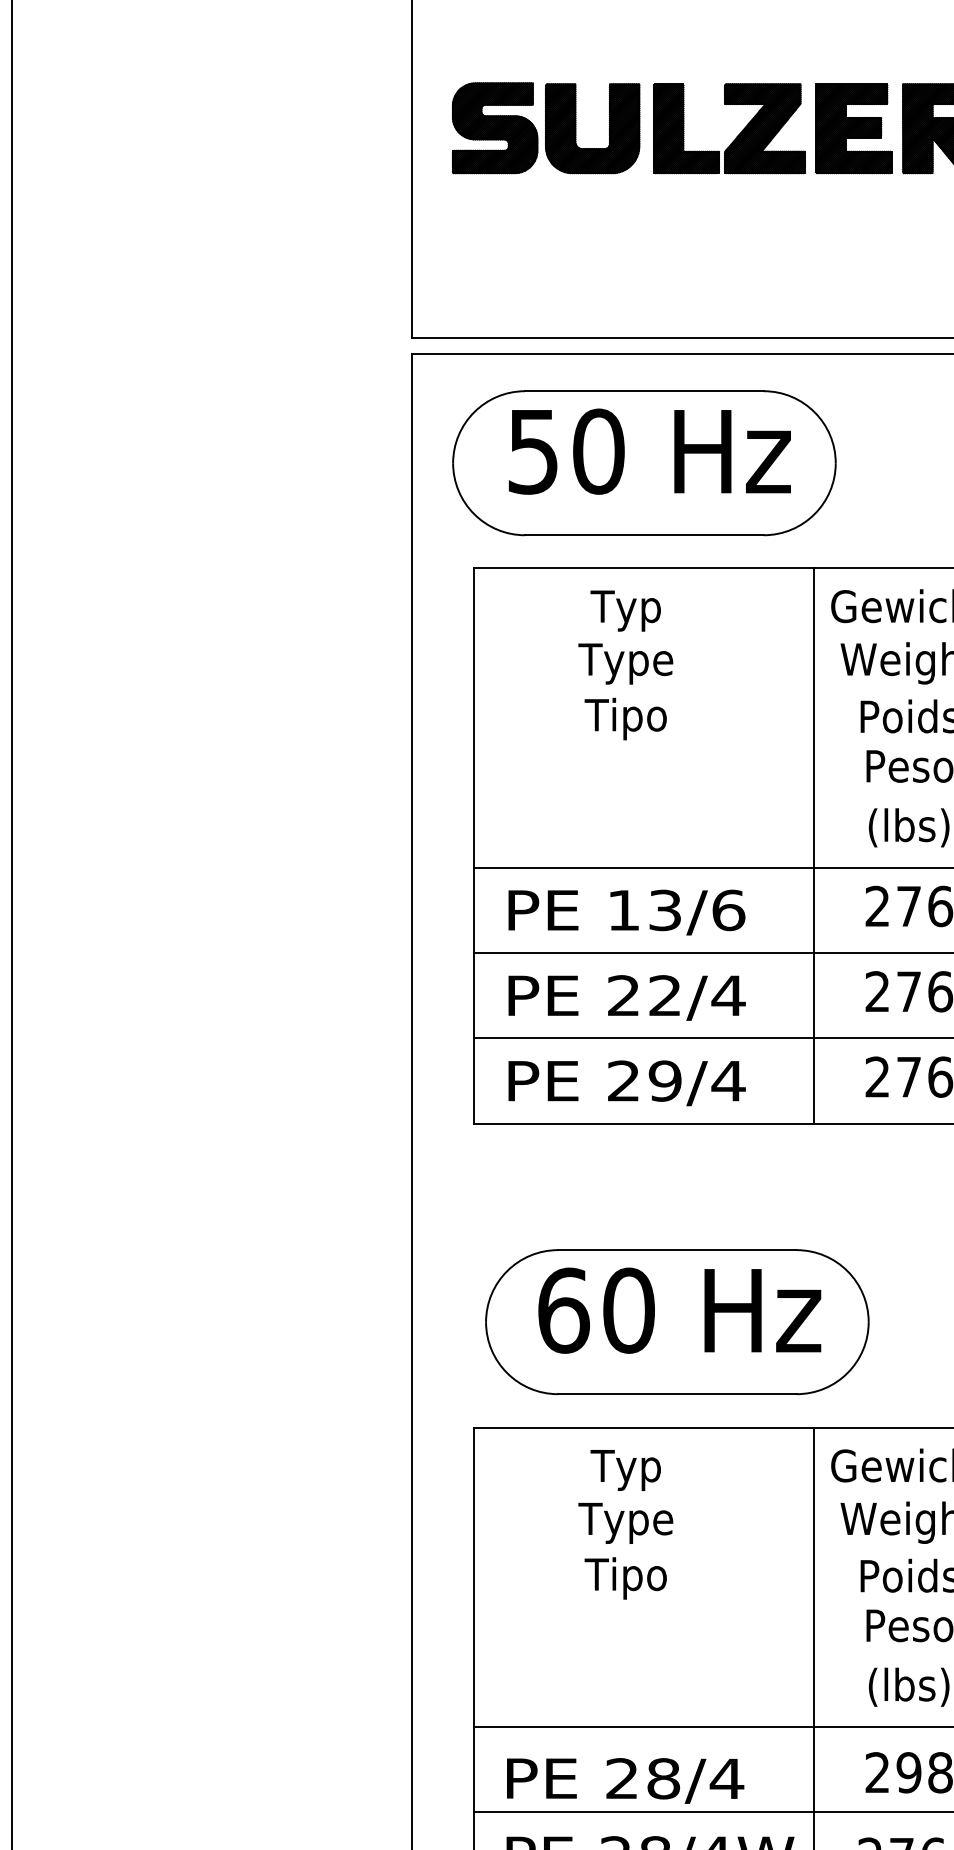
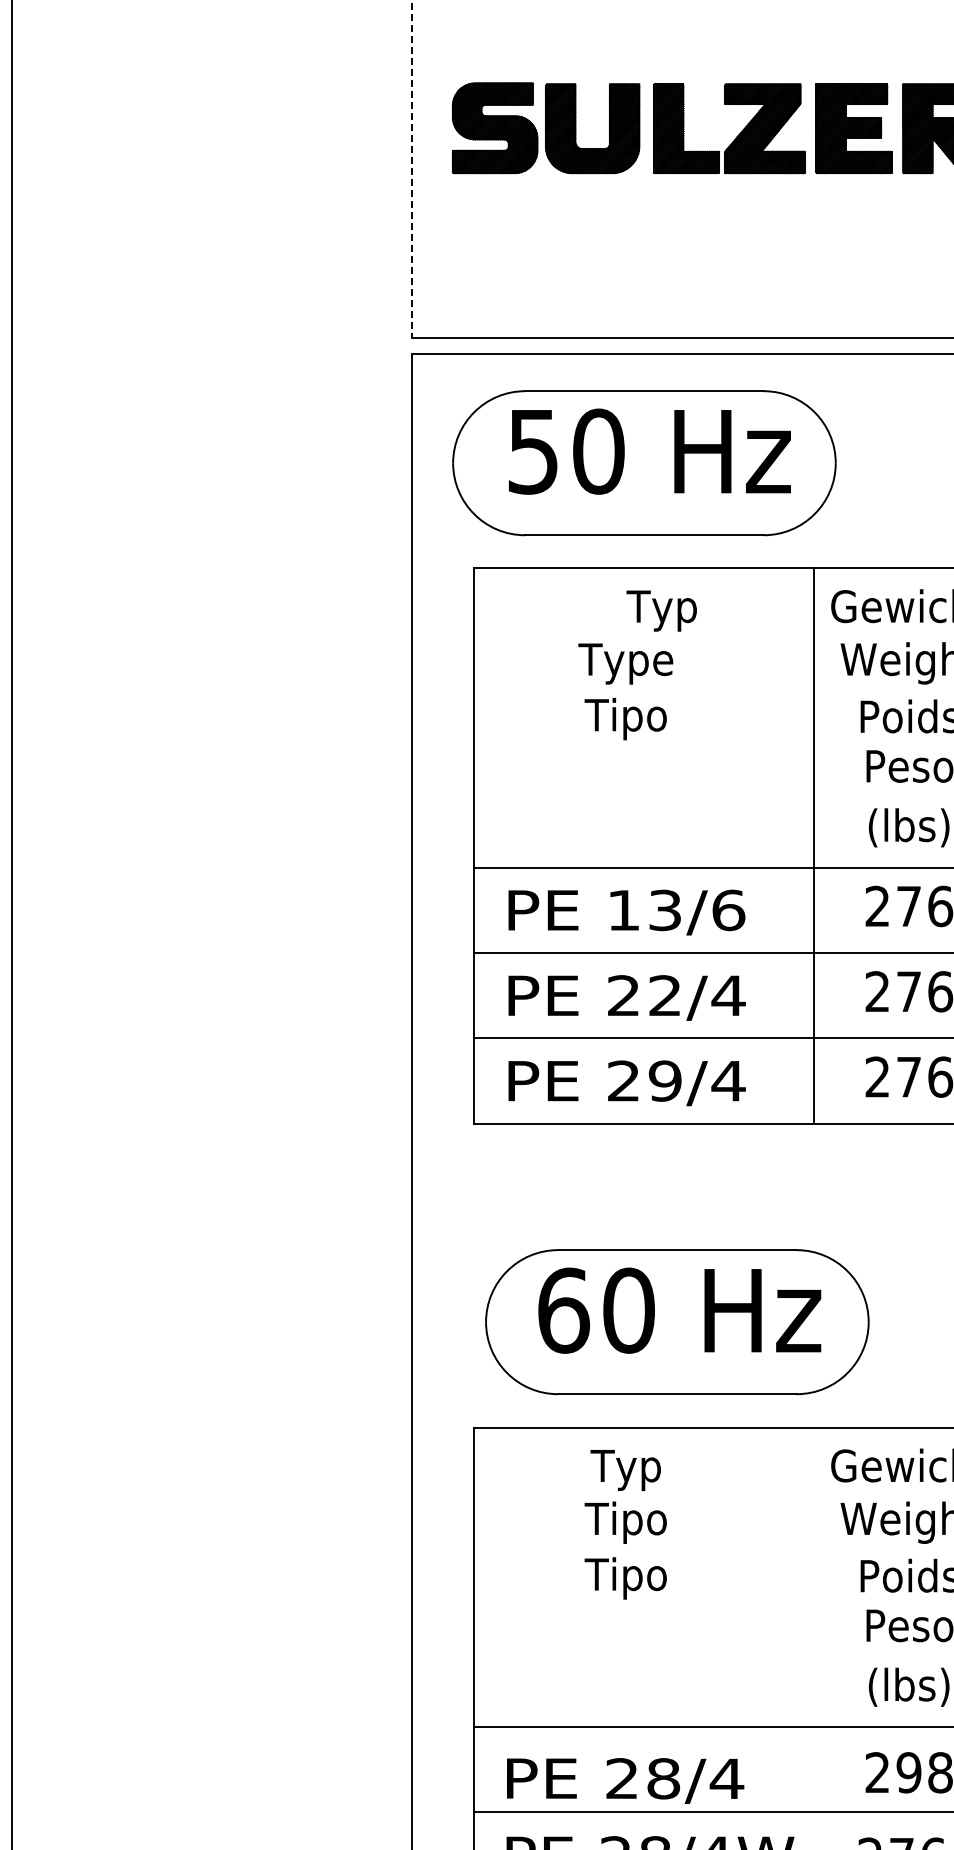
line: solid -> dashed (412, 169)
text position: (625, 610) -> (661, 610) (661, 610)
text: Type -> Tipo (625, 1522)
line: present -> none (813, 1636)
